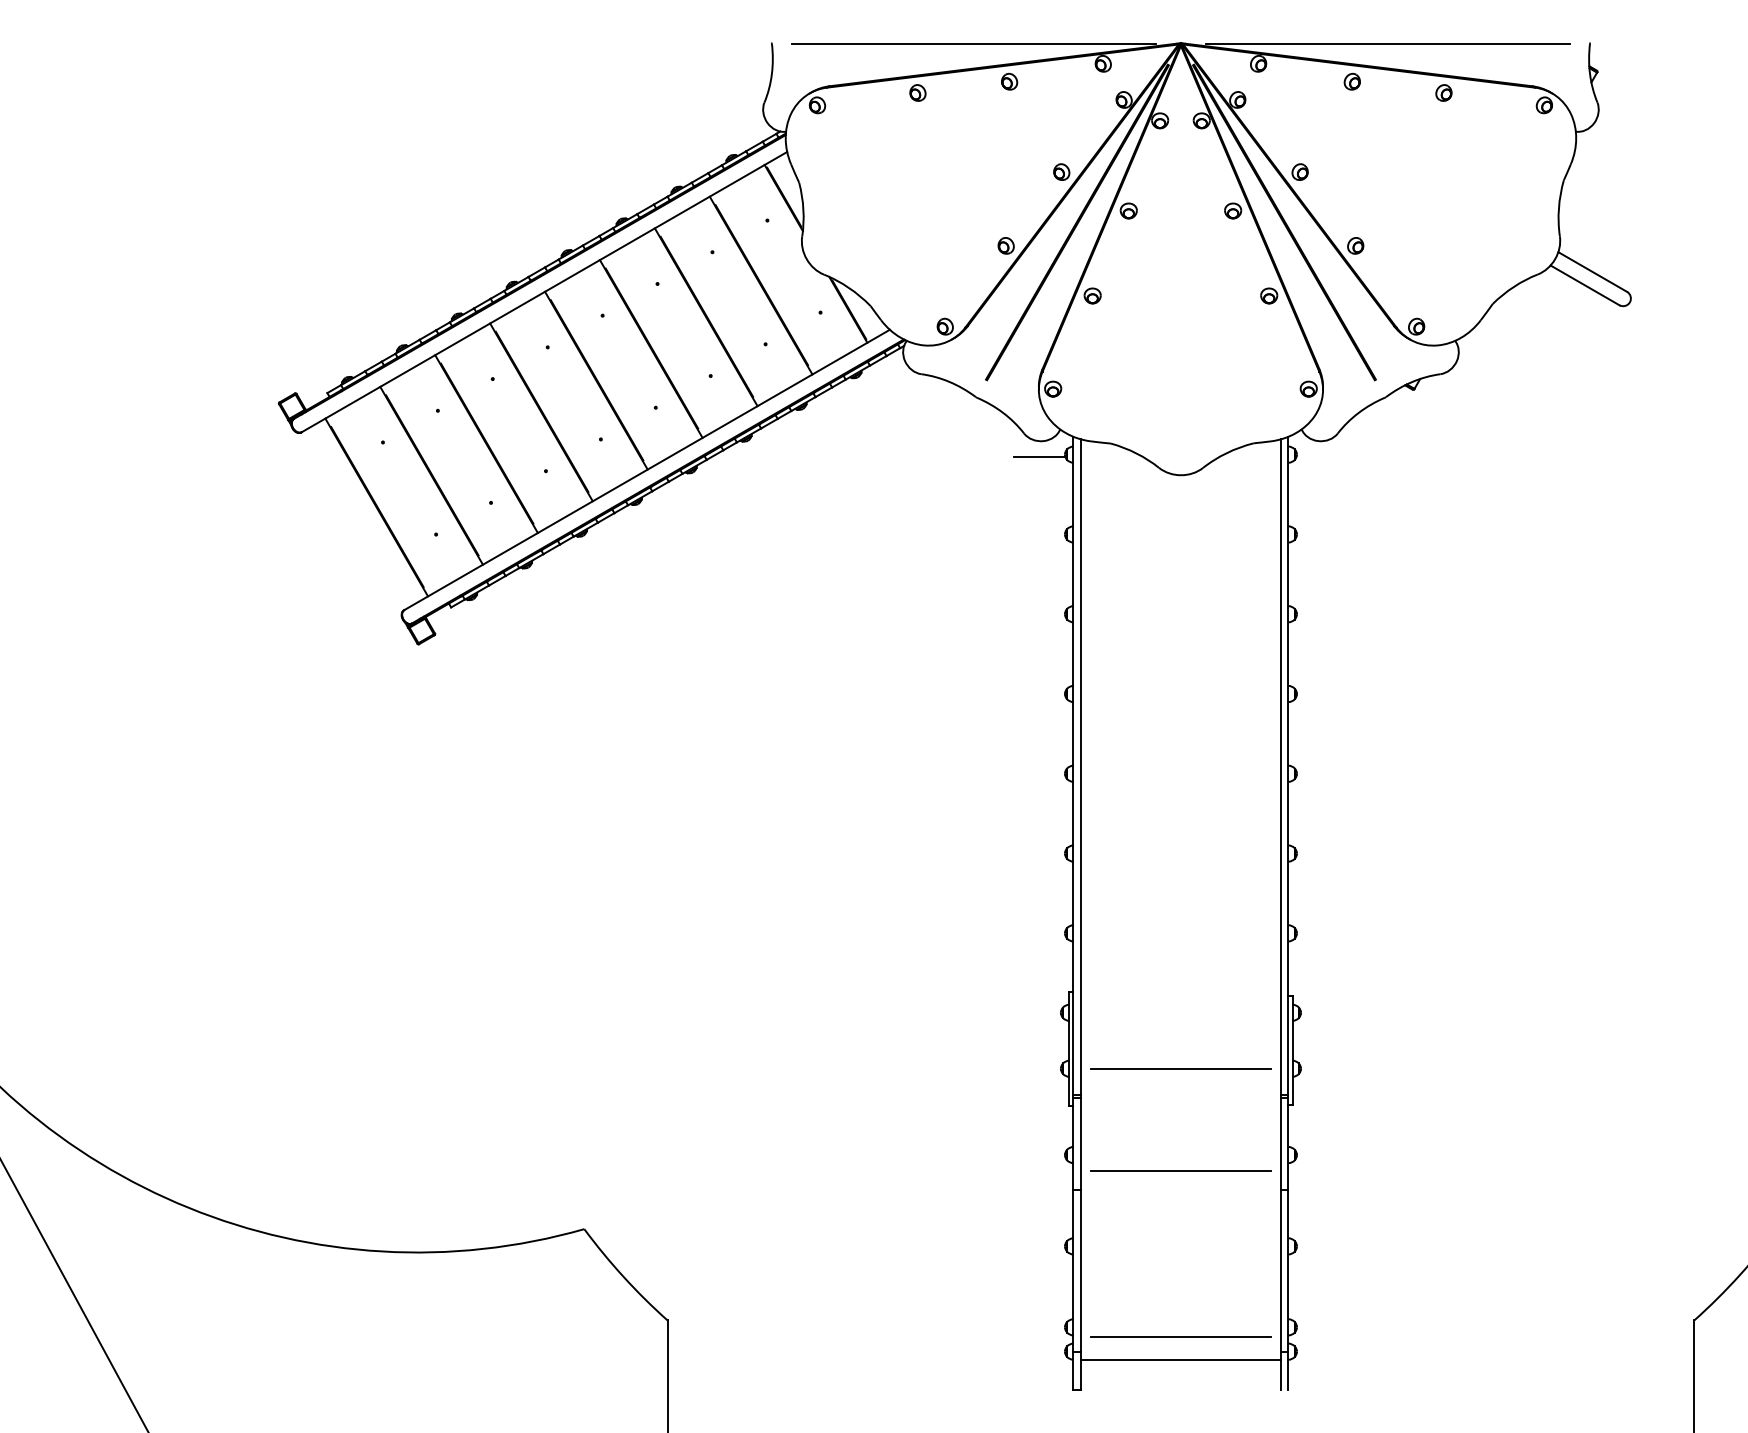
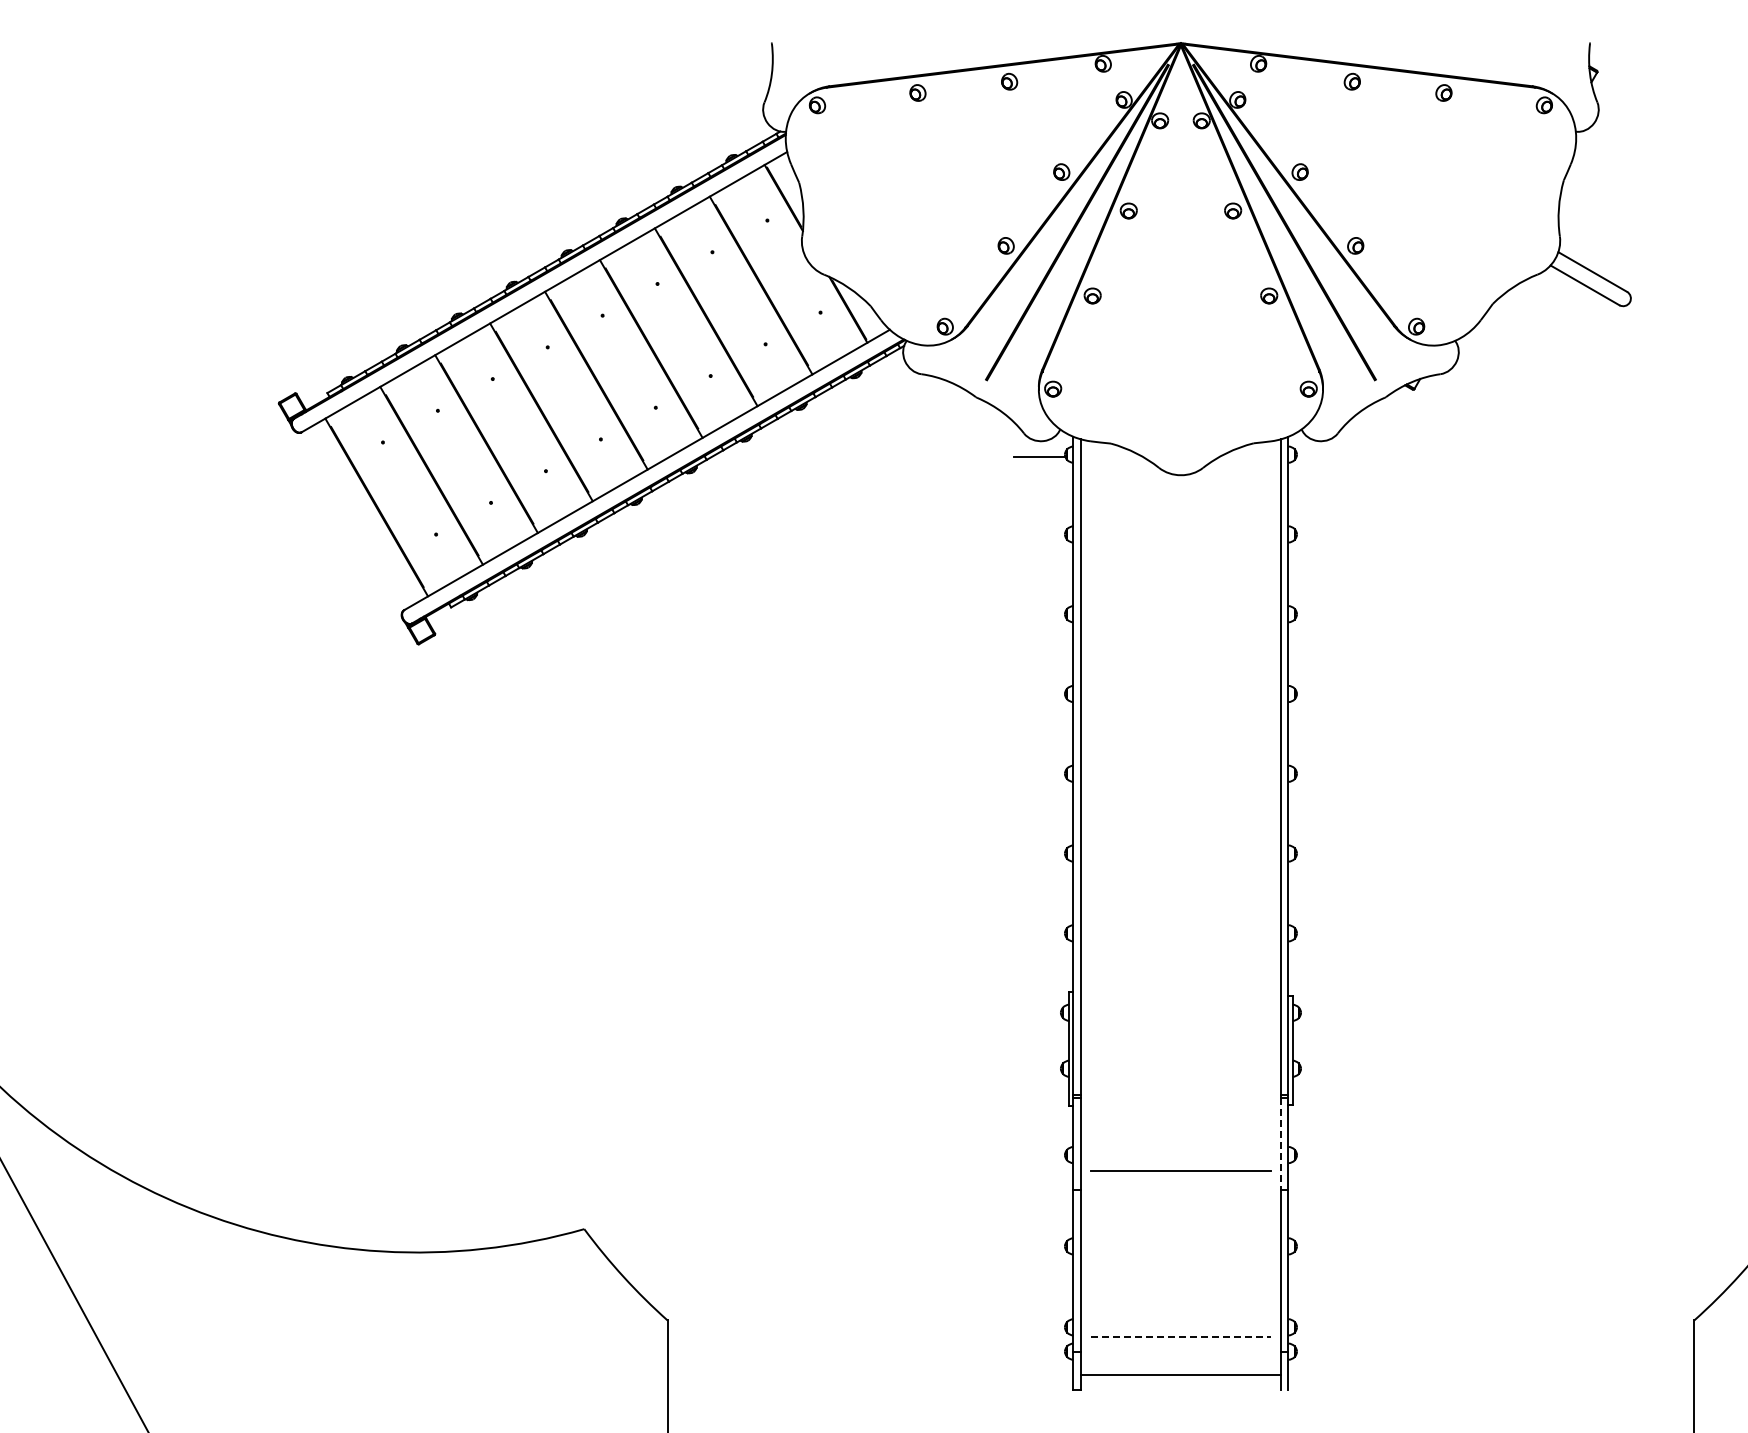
line: present -> none (973, 43)
line: present -> none (1387, 43)
line: present -> none (1180, 1069)
line: solid -> dashed (1280, 1144)
line: solid -> dashed (1180, 1336)
line position: (1180, 1360) -> (1180, 1375) (1180, 1375)
